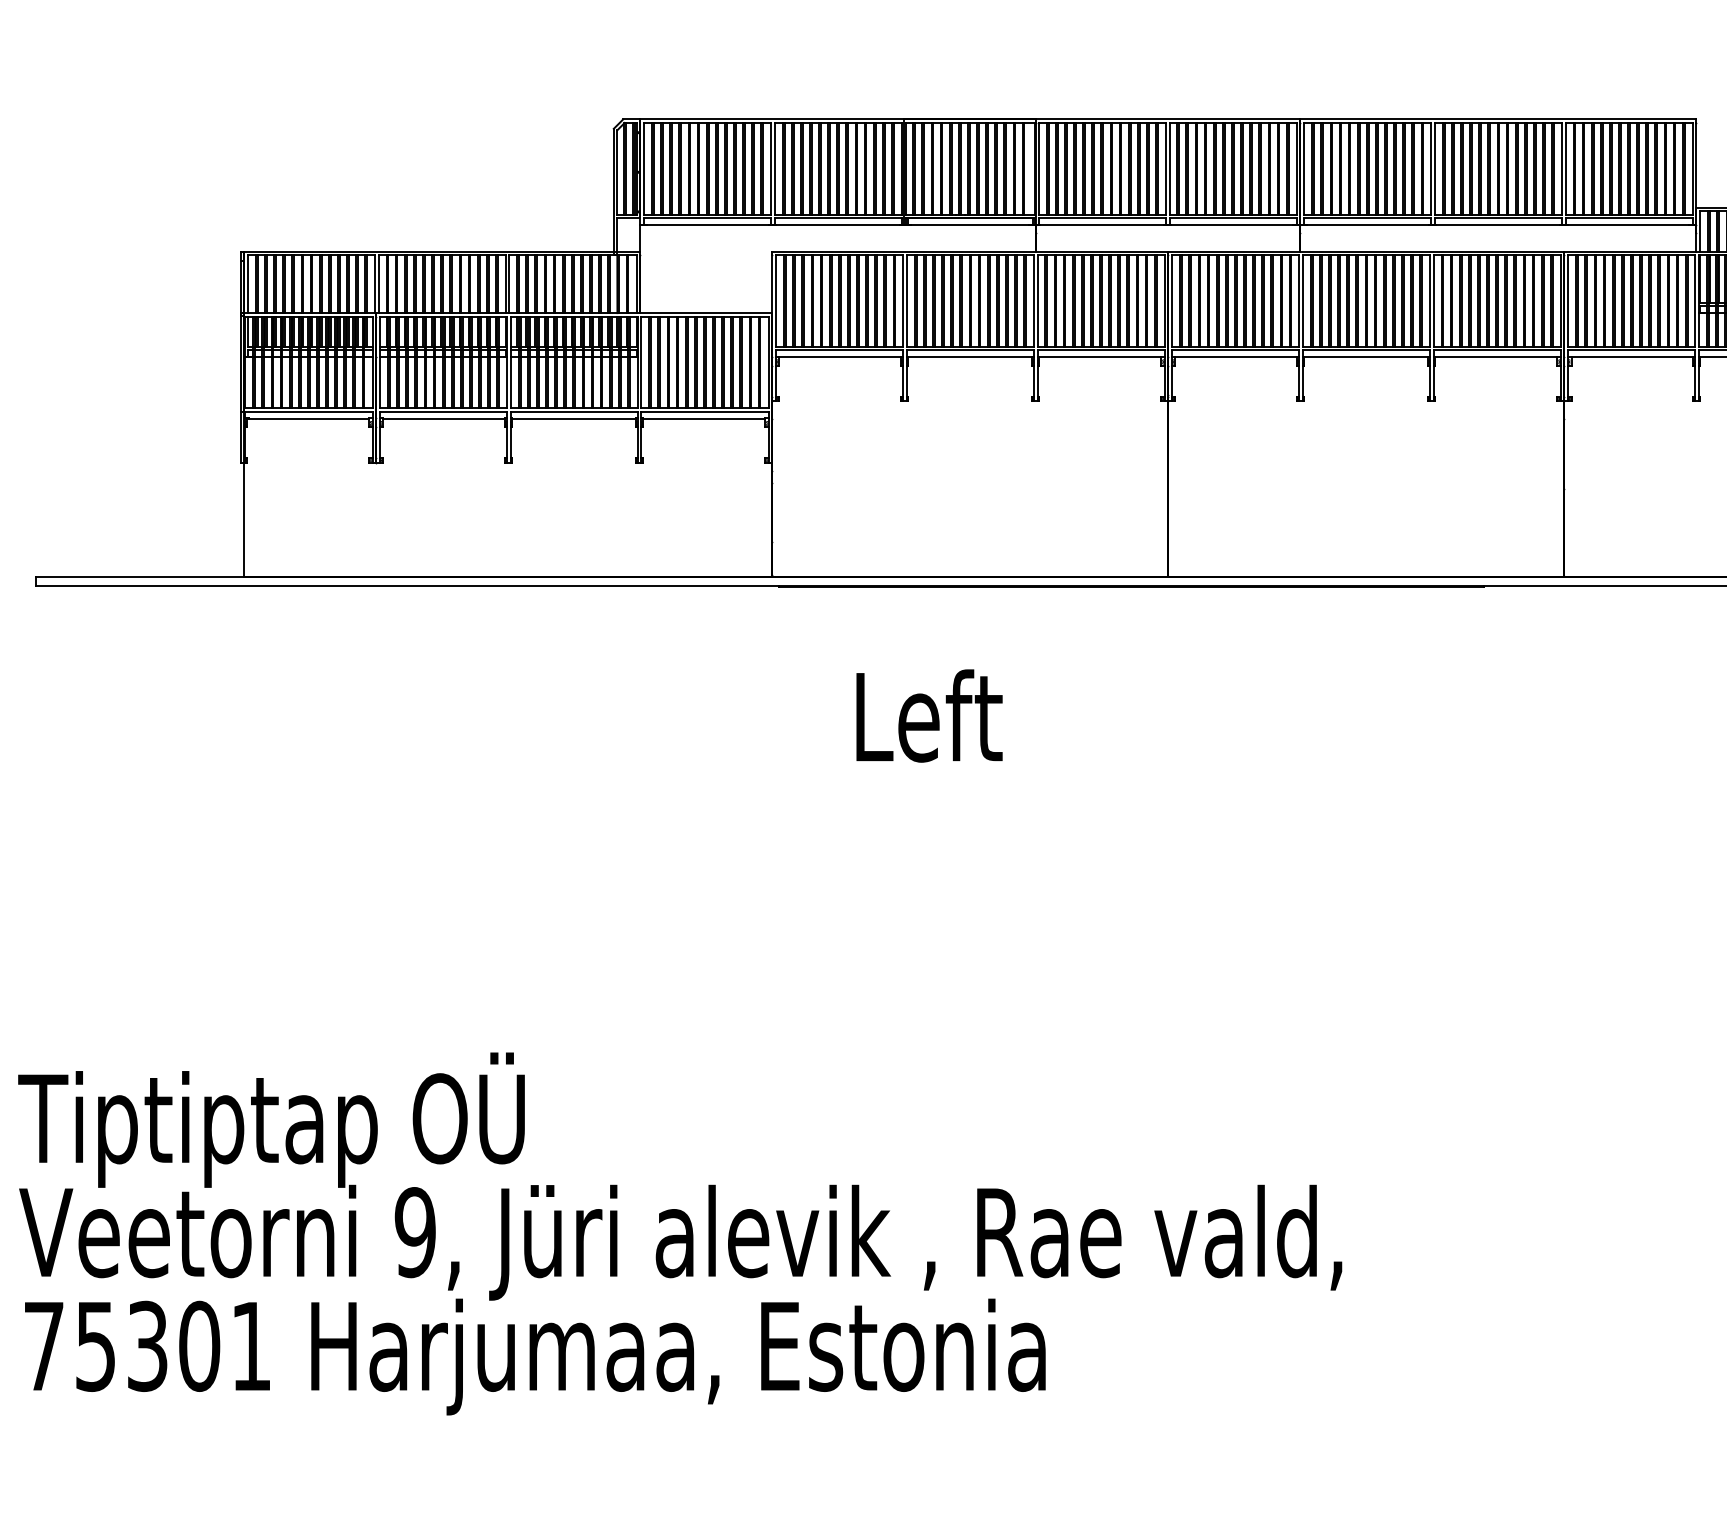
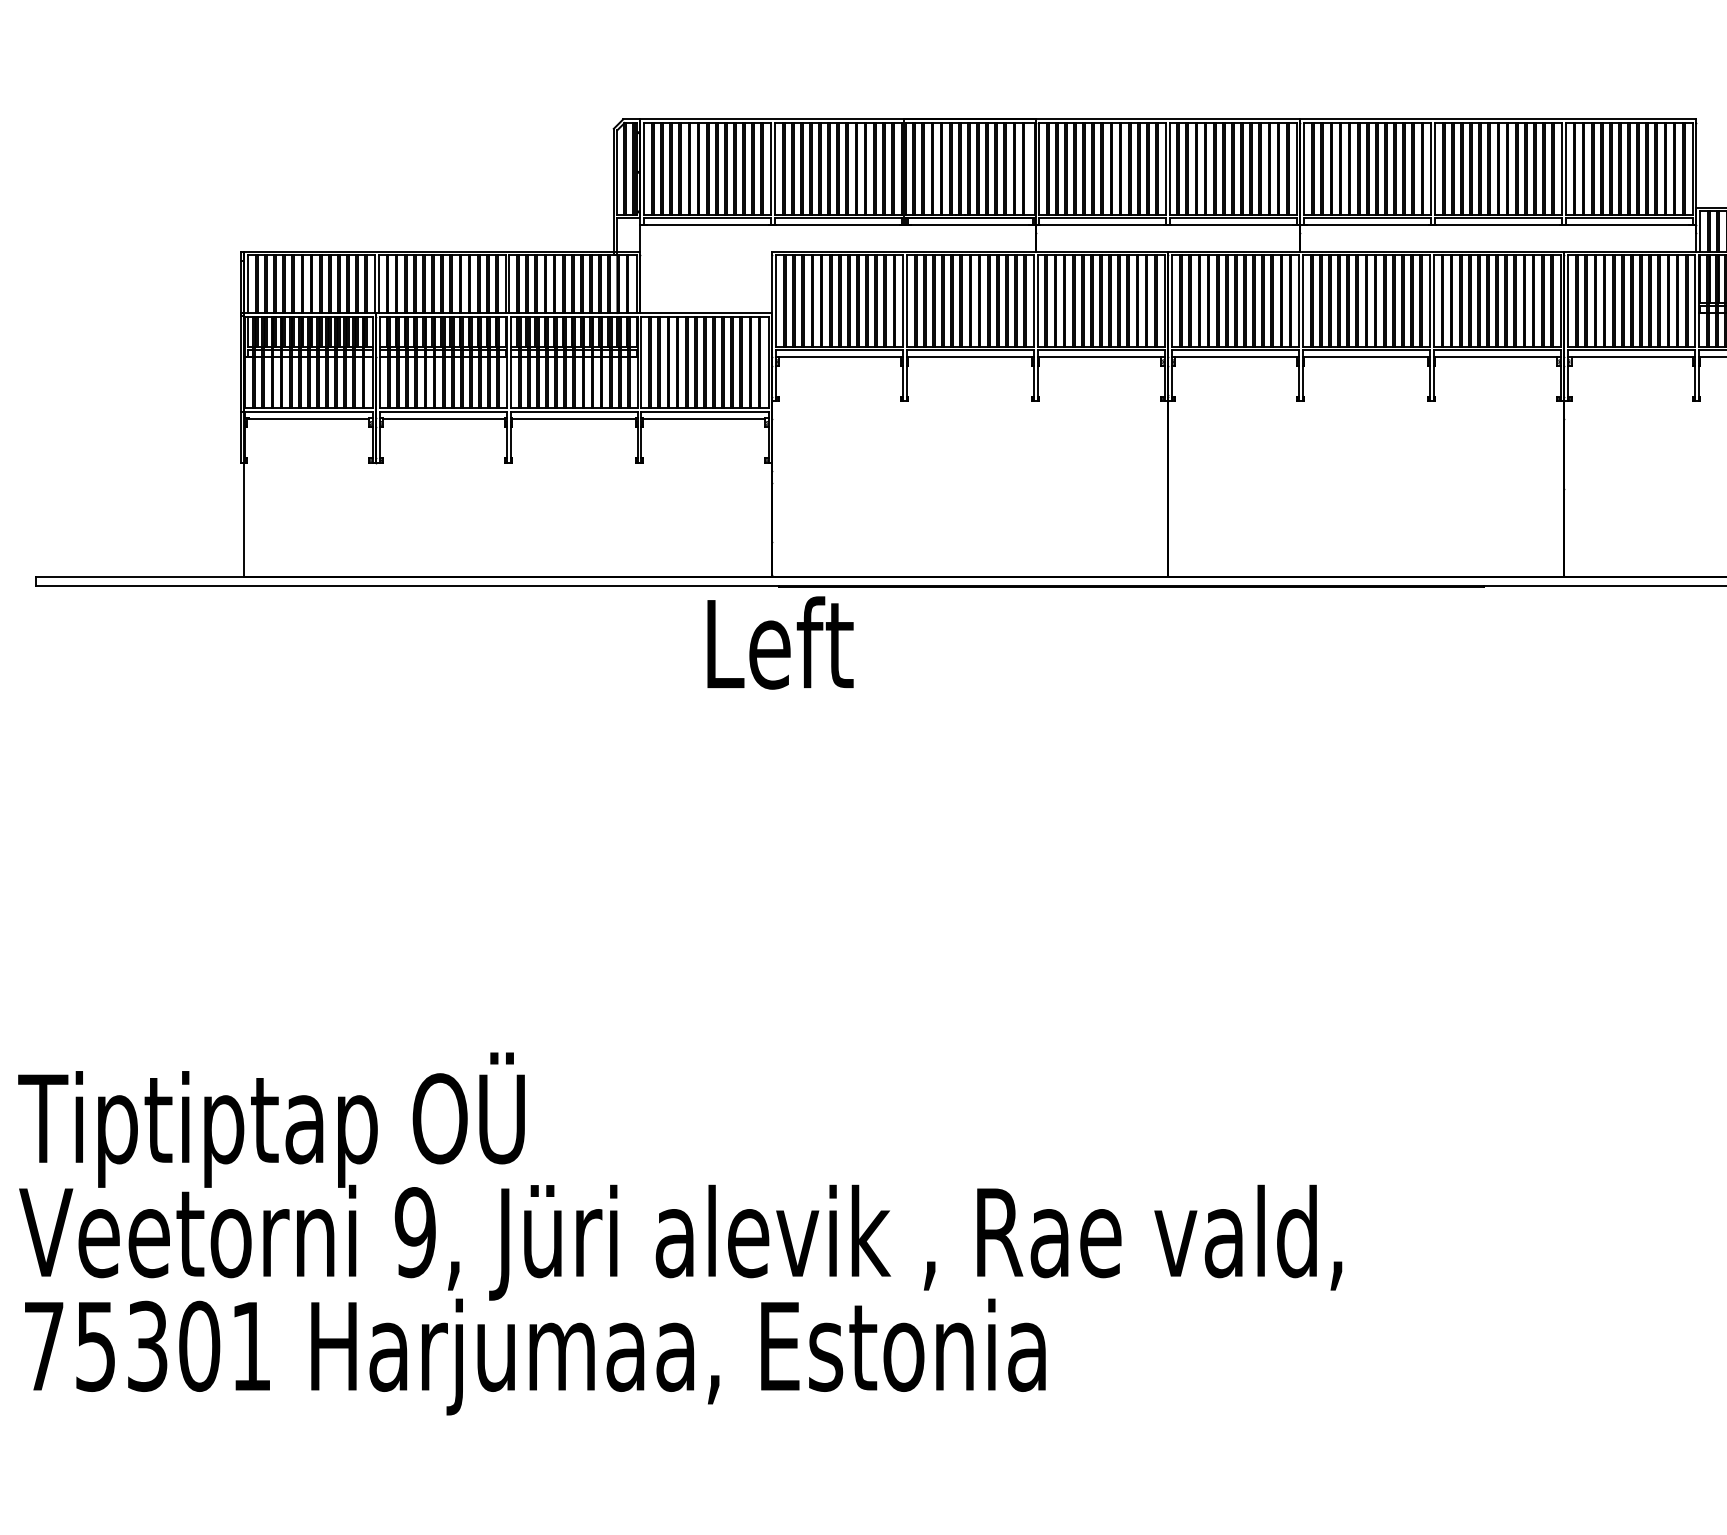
text position: (929, 715) -> (780, 642) (780, 642)
